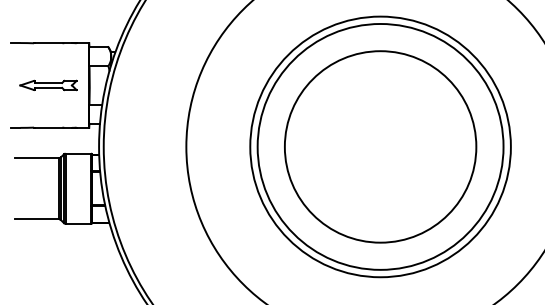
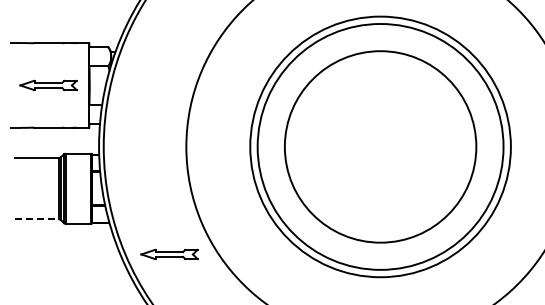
line: solid -> dashed (37, 219)
part: none -> present (169, 254)
